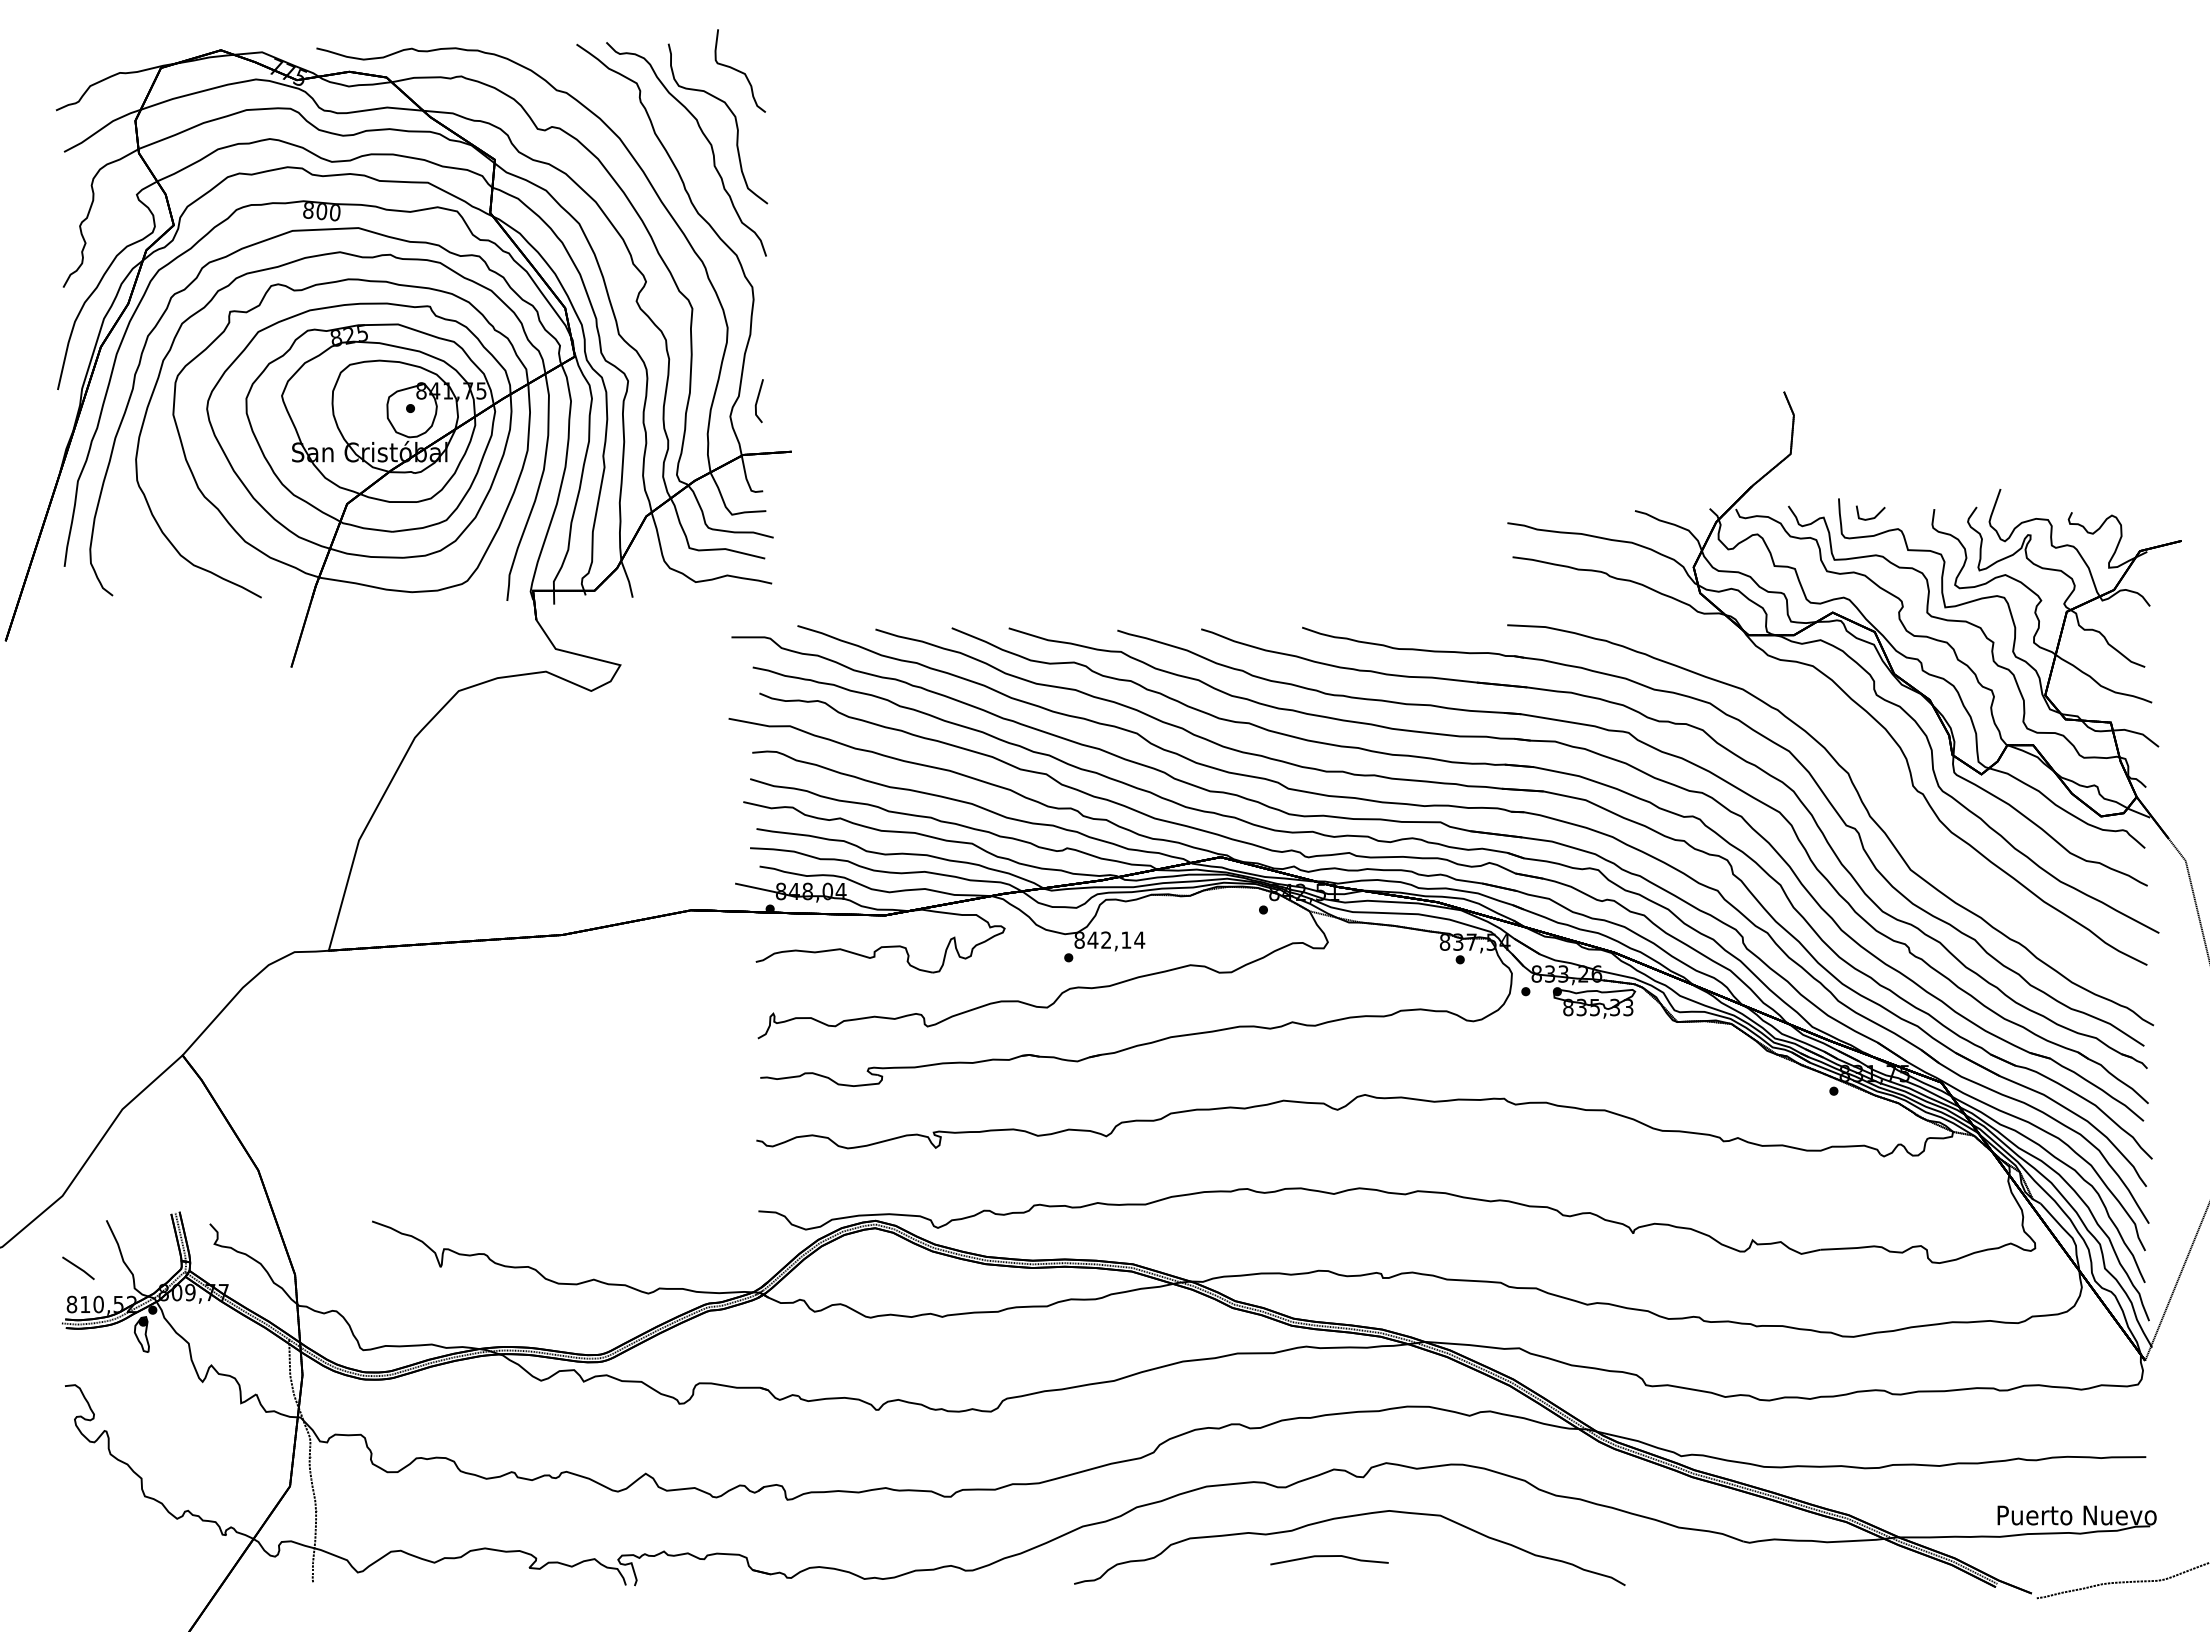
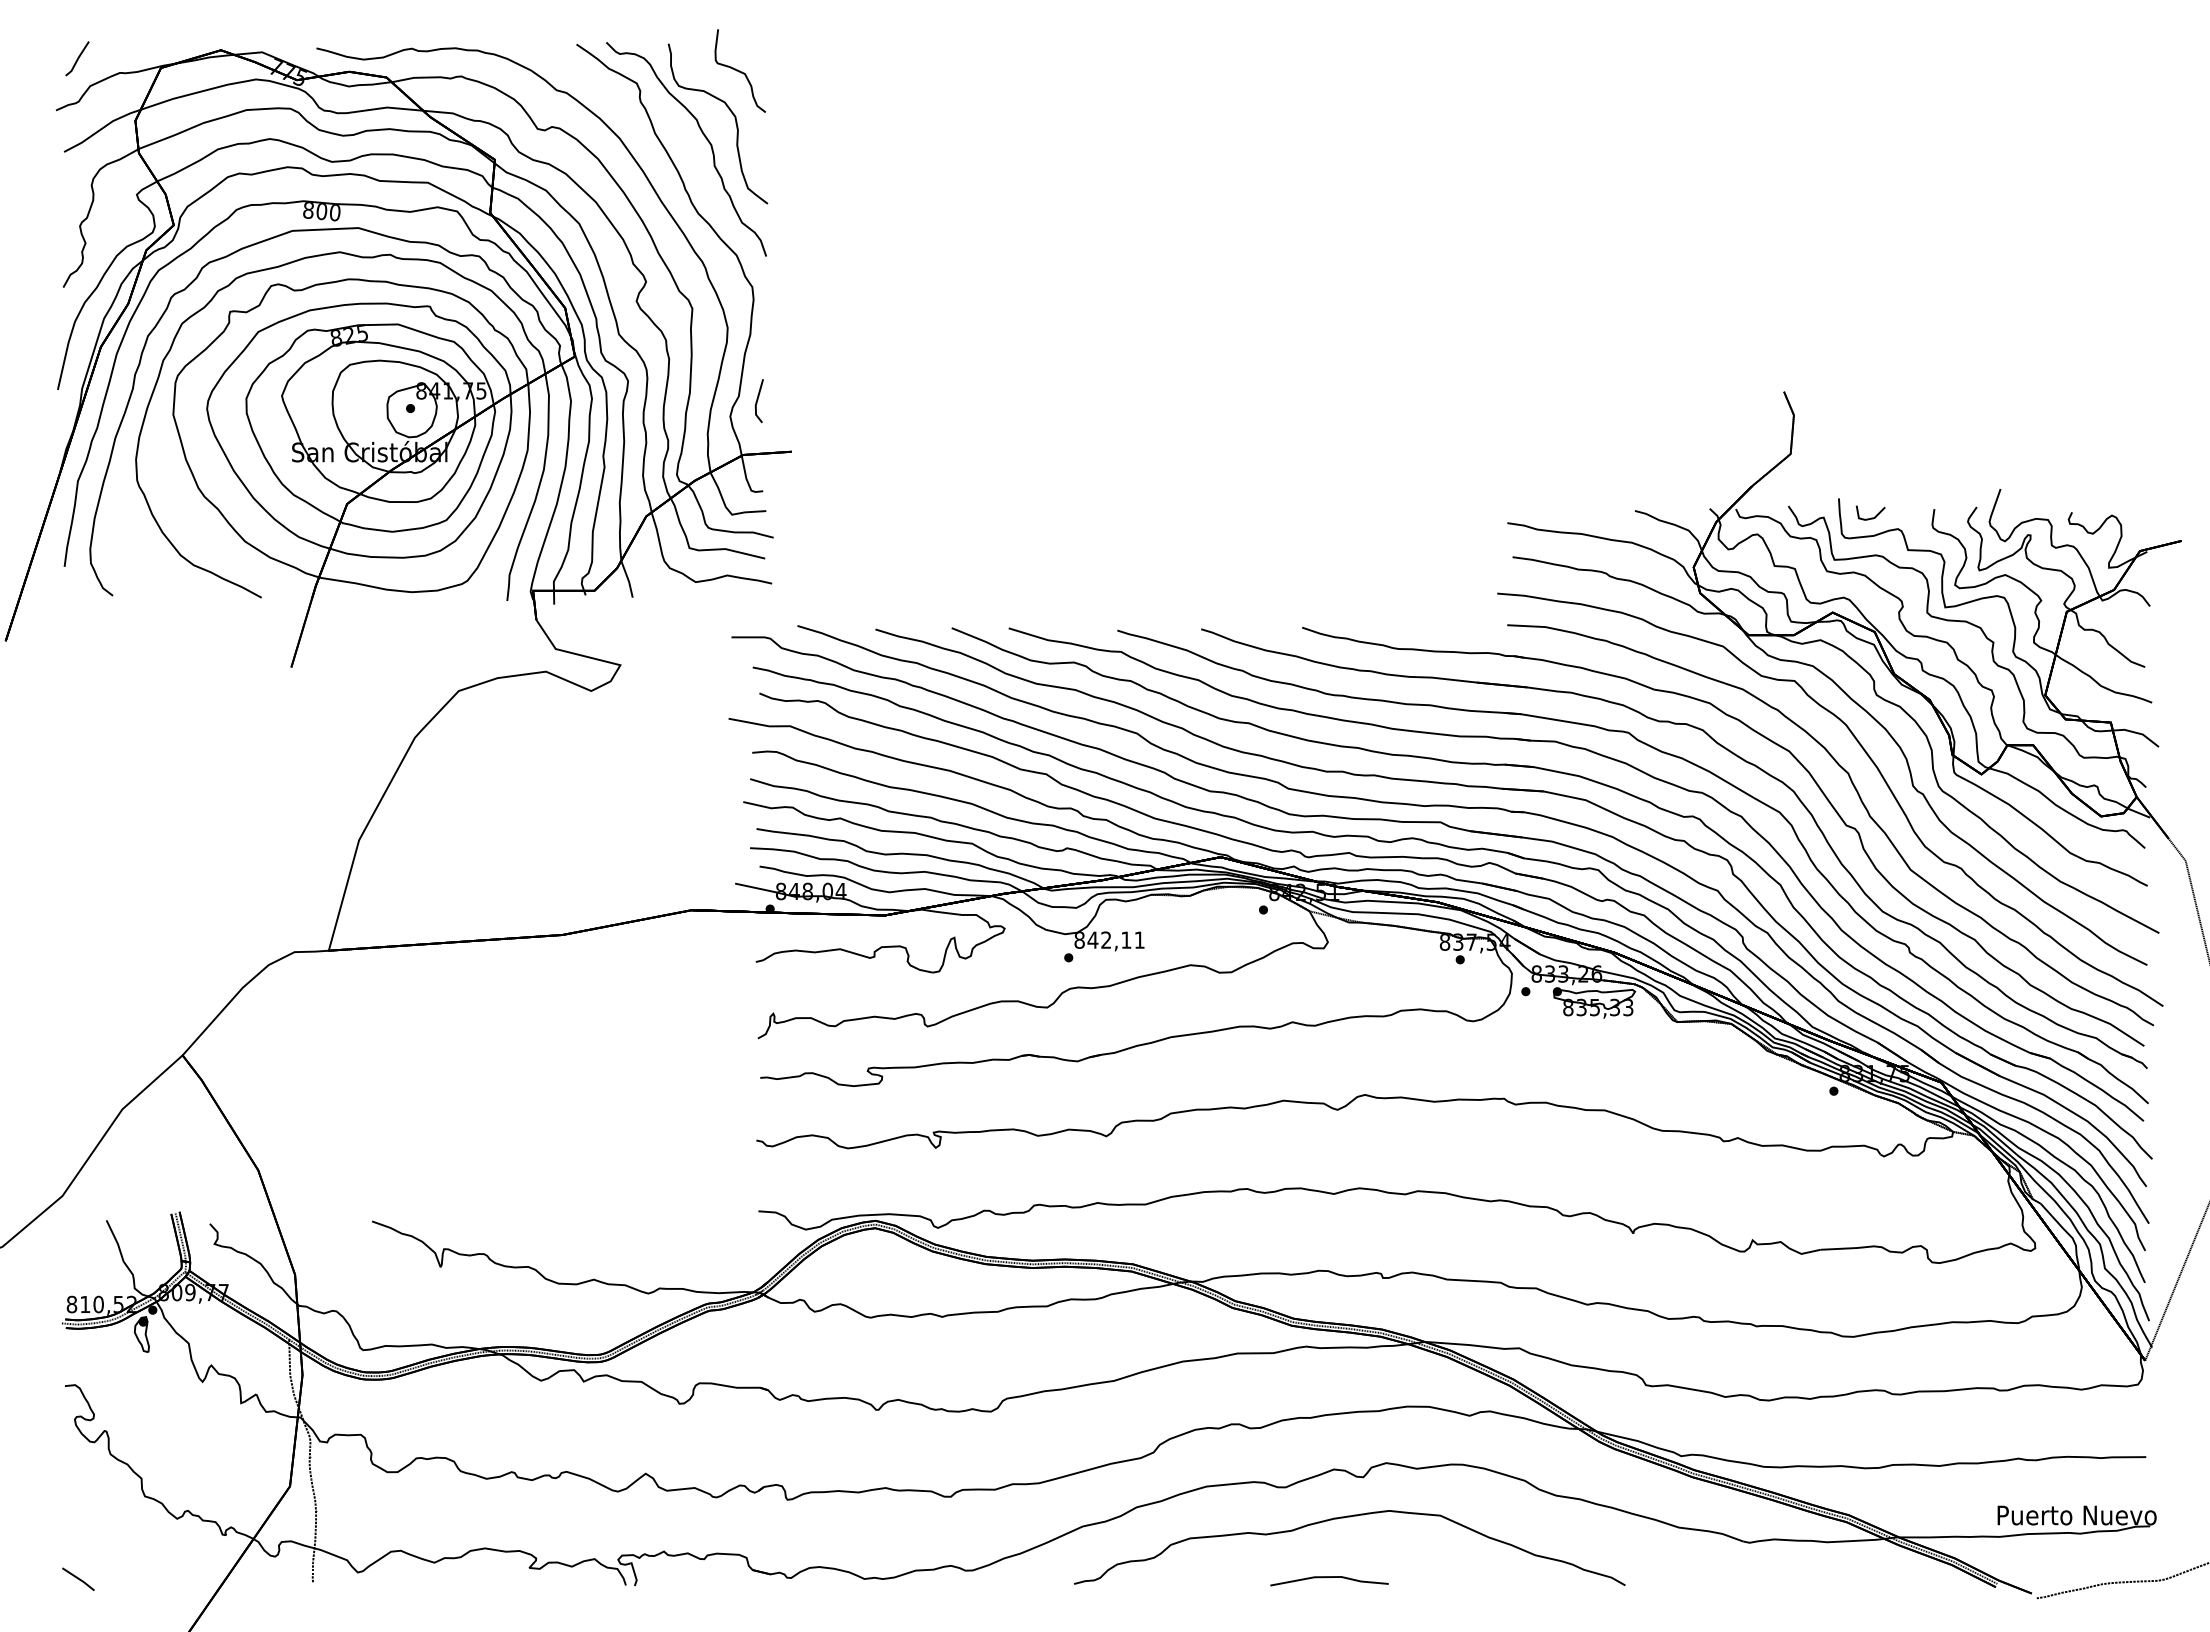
line: none -> present (77, 58)
part: none -> present (1875, 767)
text: 842,14 -> 842,11 (1139, 939)
line position: (78, 1268) -> (78, 1579) (78, 1579)
line position: (1329, 1556) -> (1329, 1577) (1329, 1577)
